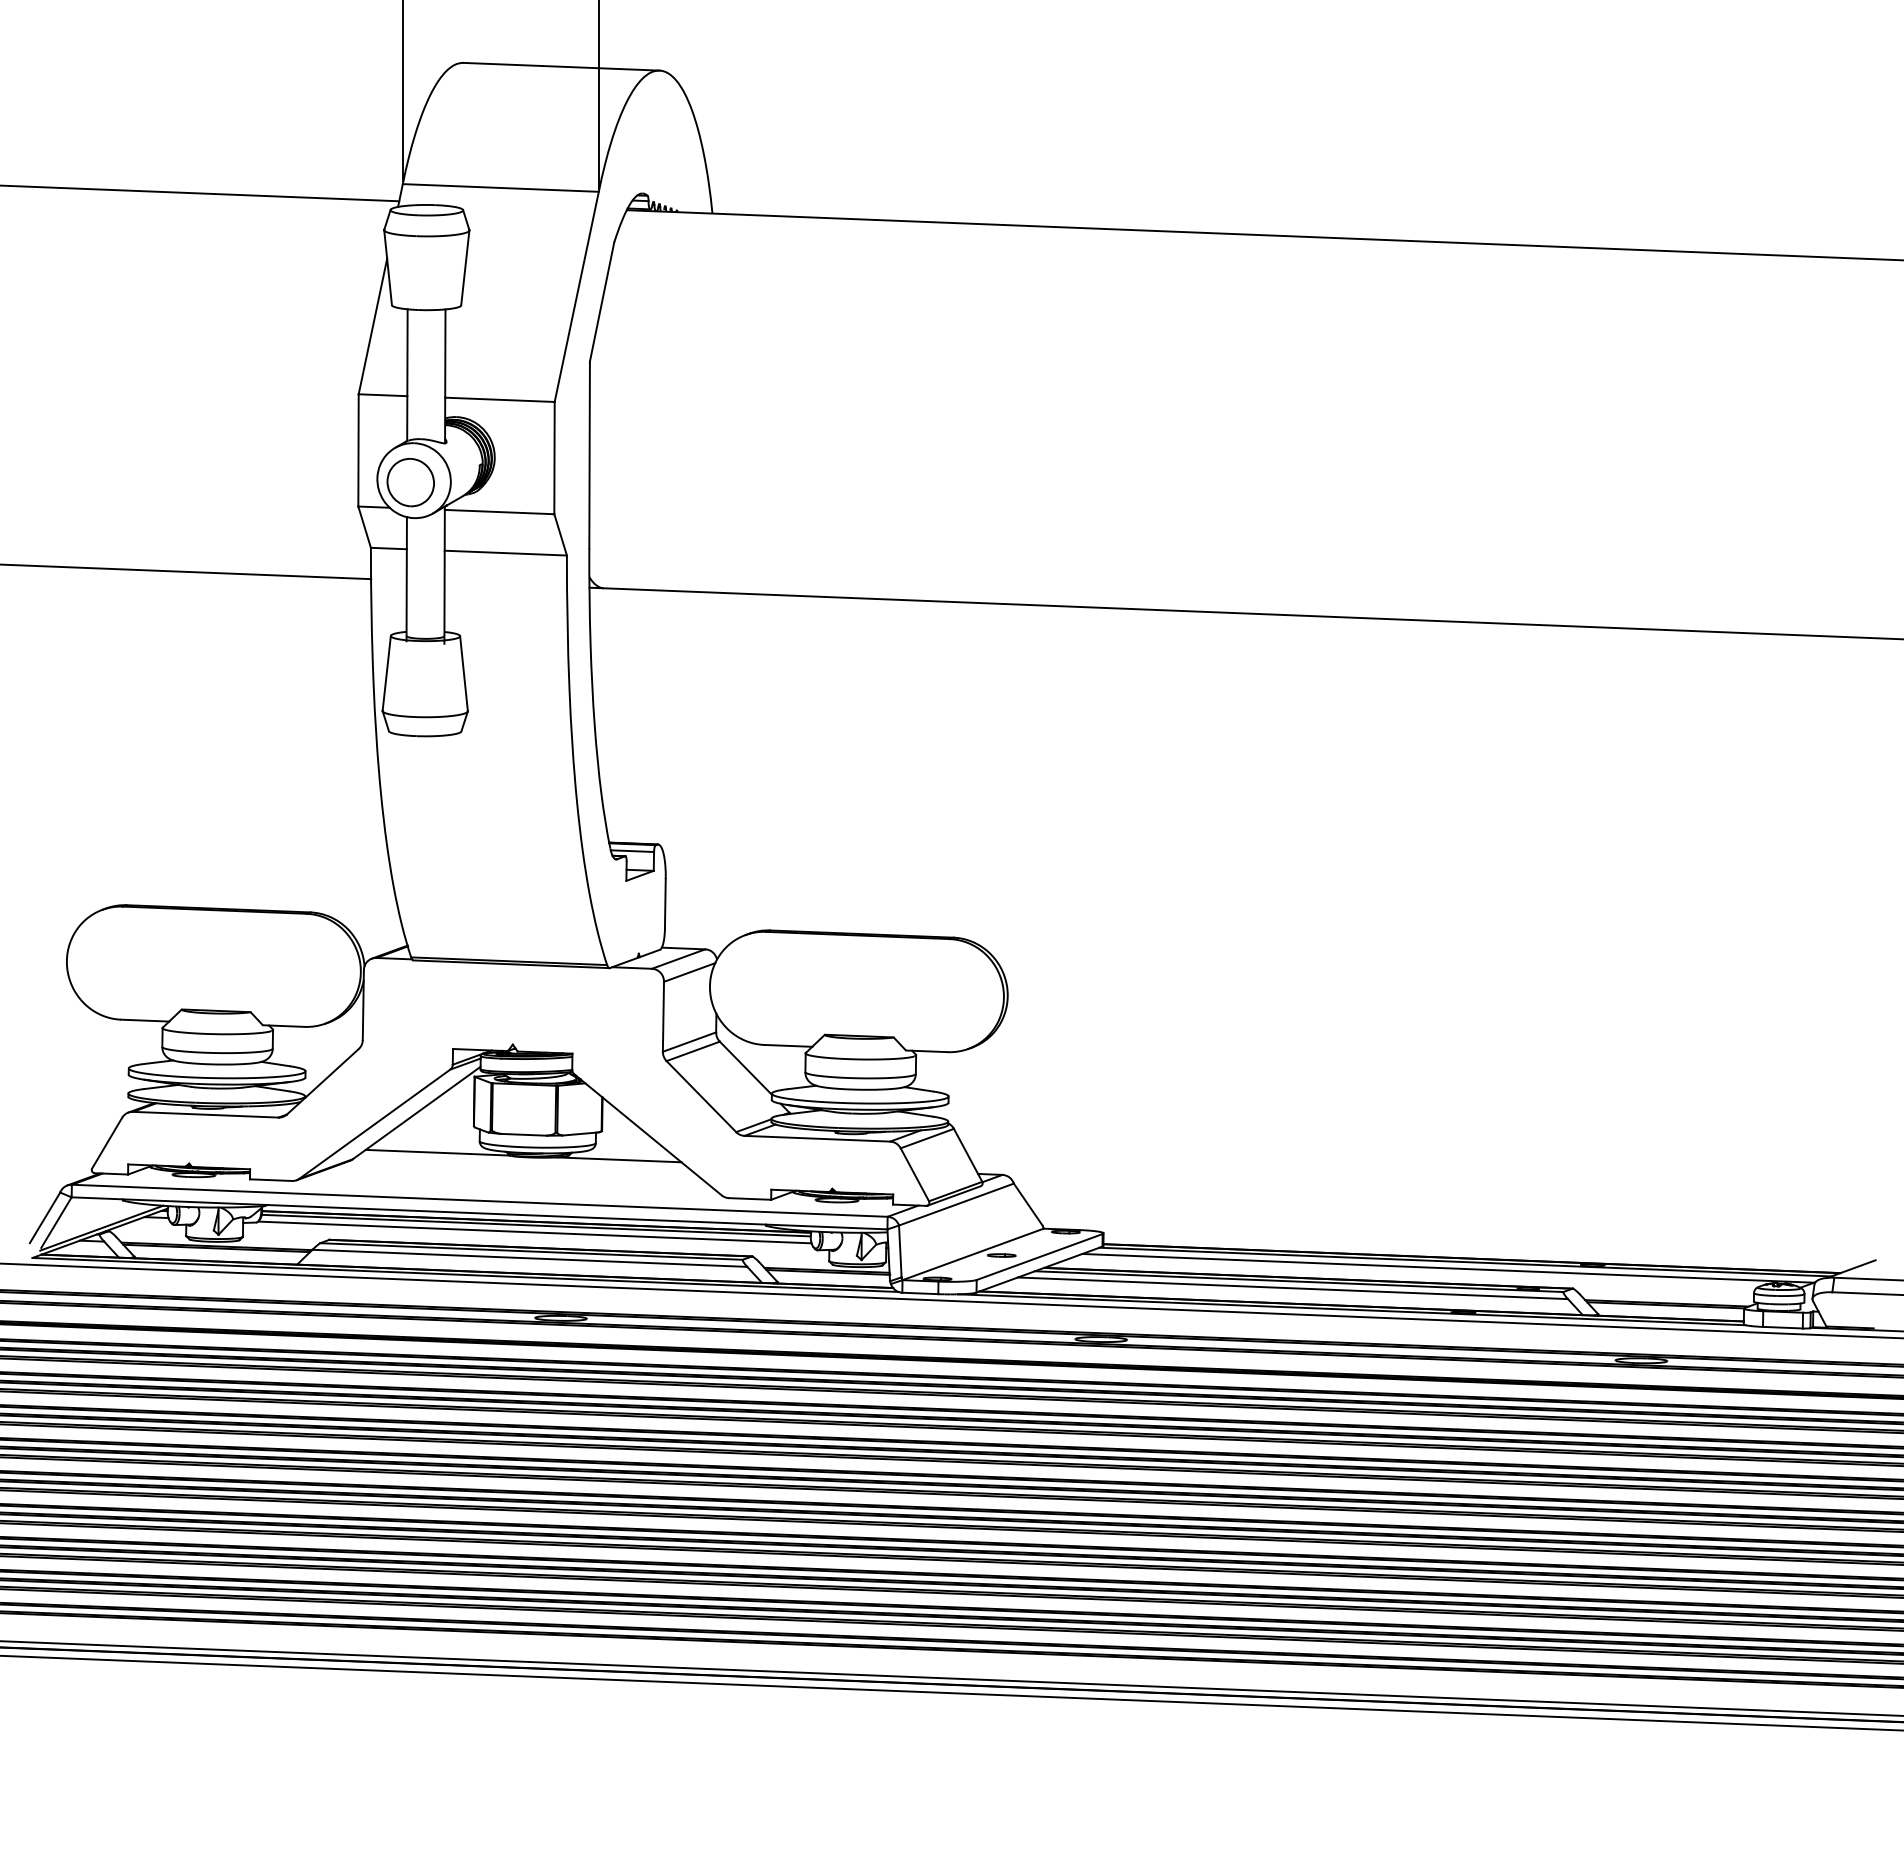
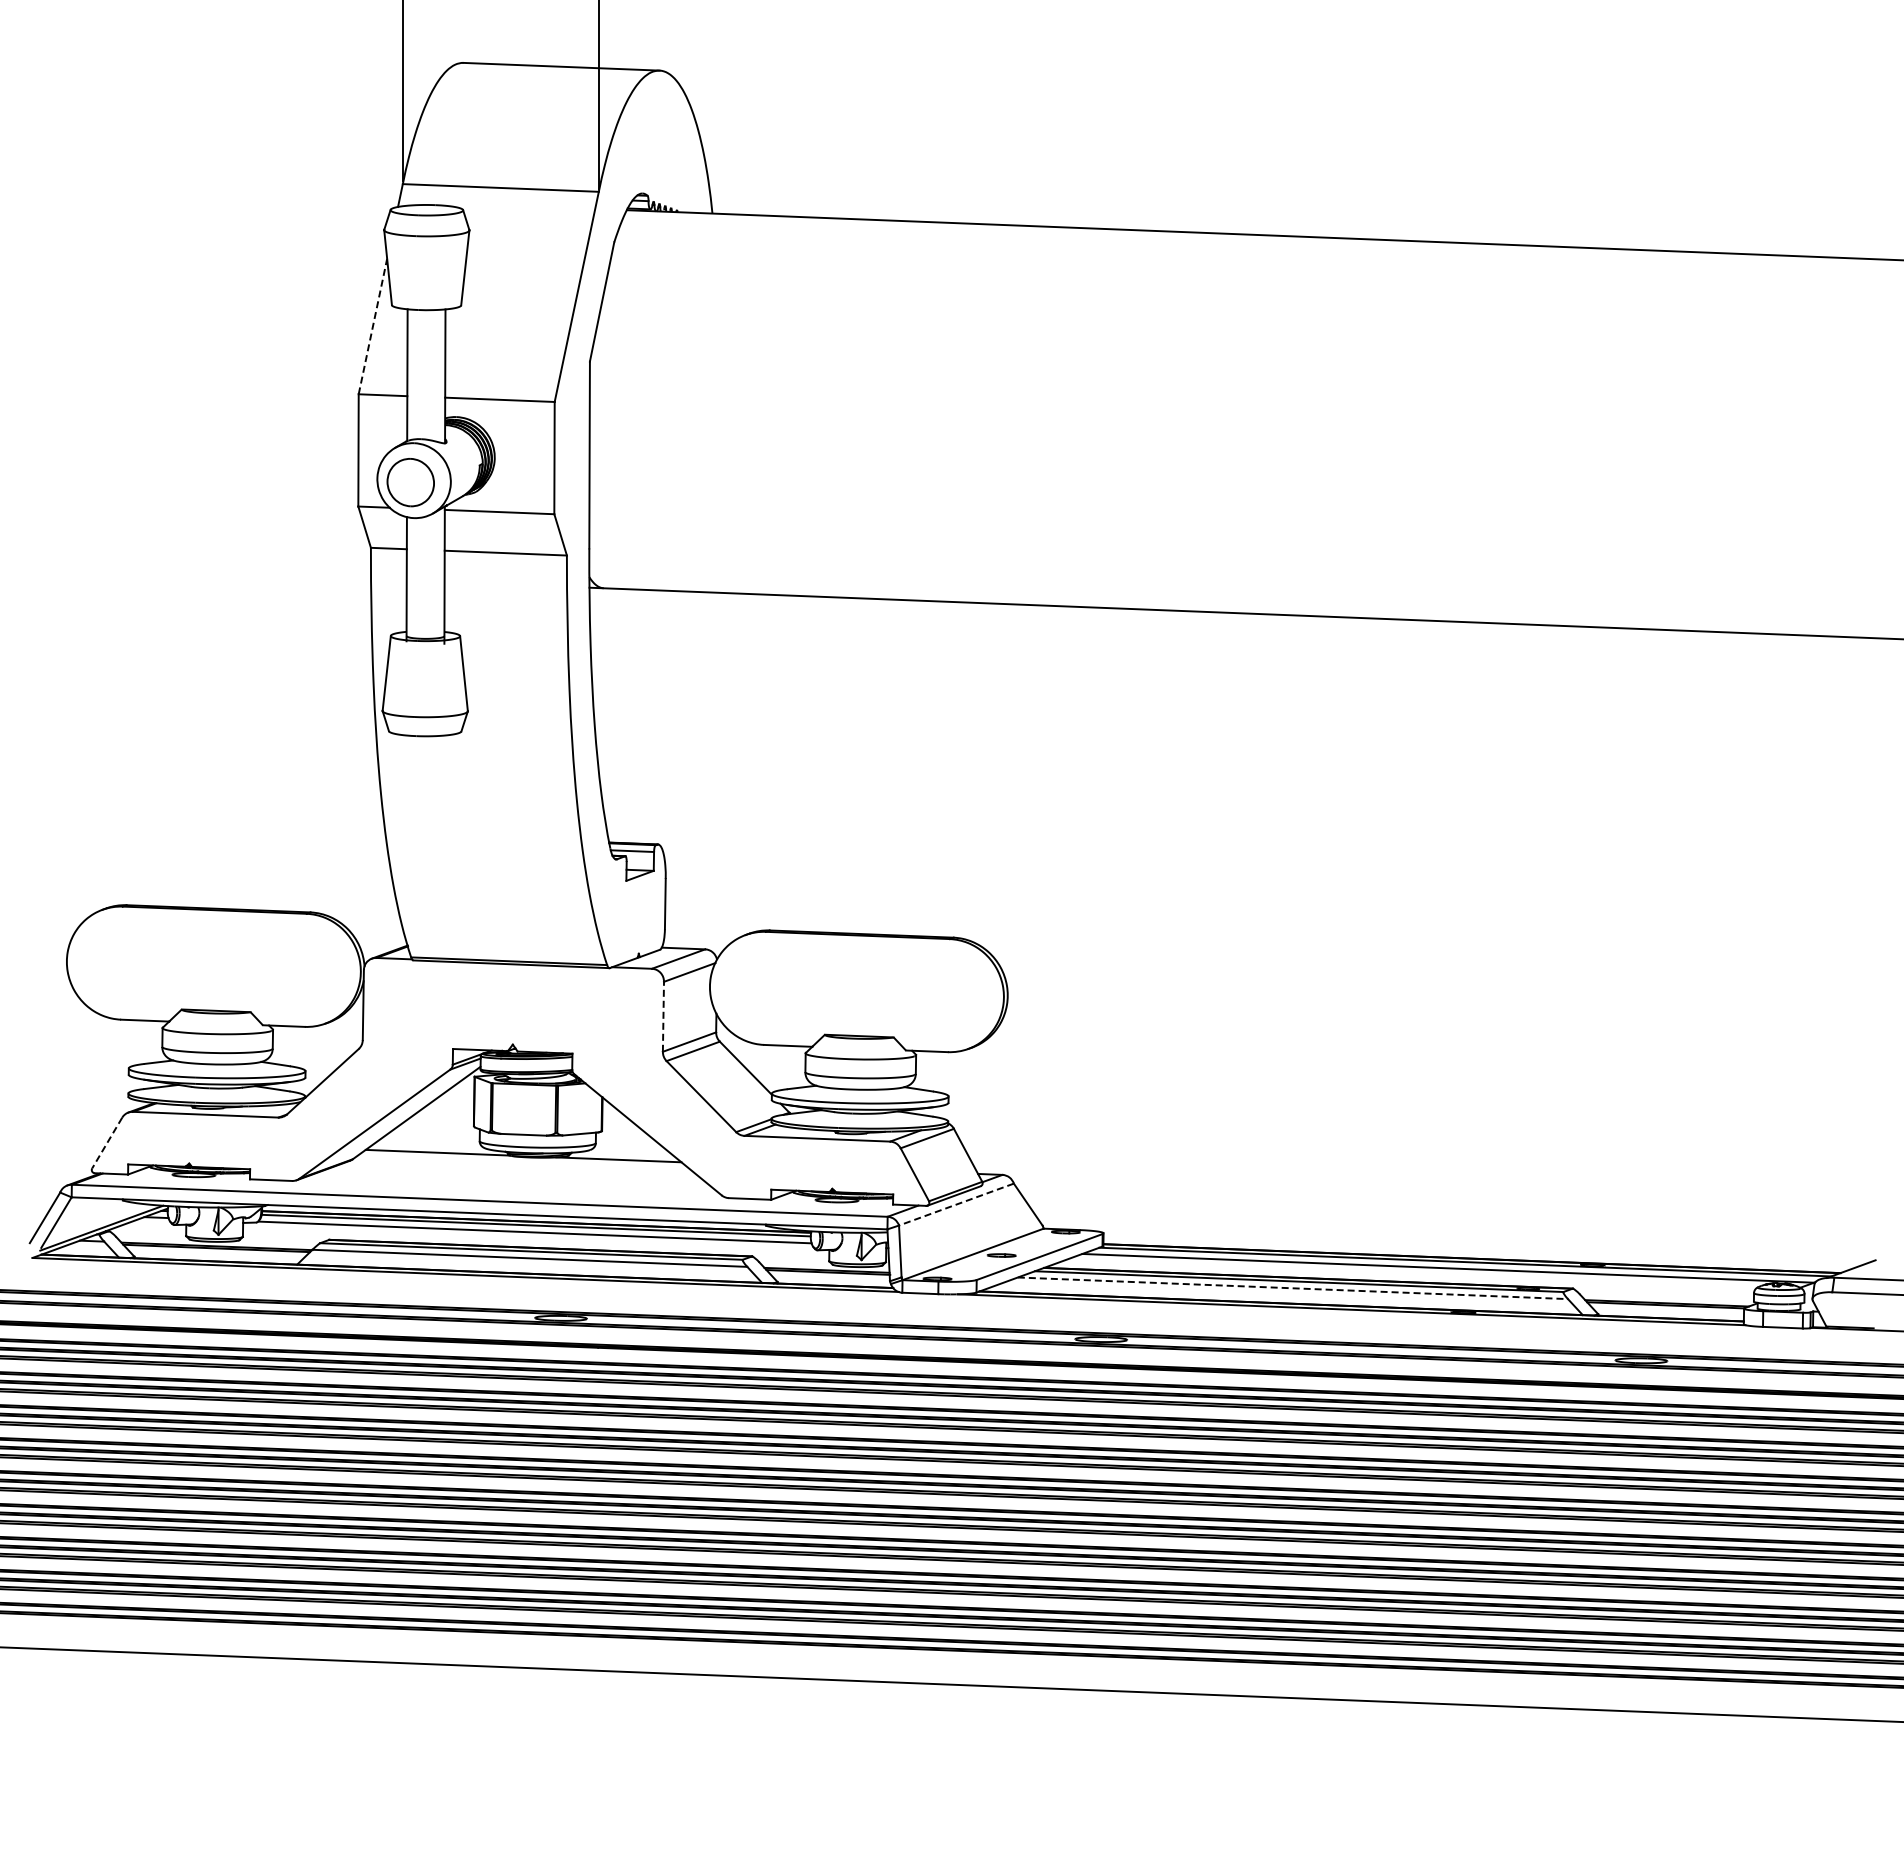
line: present -> none (200, 193)
line: solid -> dashed (373, 326)
line: present -> none (186, 571)
line: solid -> dashed (663, 1016)
line: solid -> dashed (106, 1143)
line: solid -> dashed (955, 1204)
line: solid -> dashed (1293, 1288)
line: present -> none (951, 1300)
line: present -> none (951, 1678)
line: present -> none (951, 1684)
line: present -> none (951, 1692)
